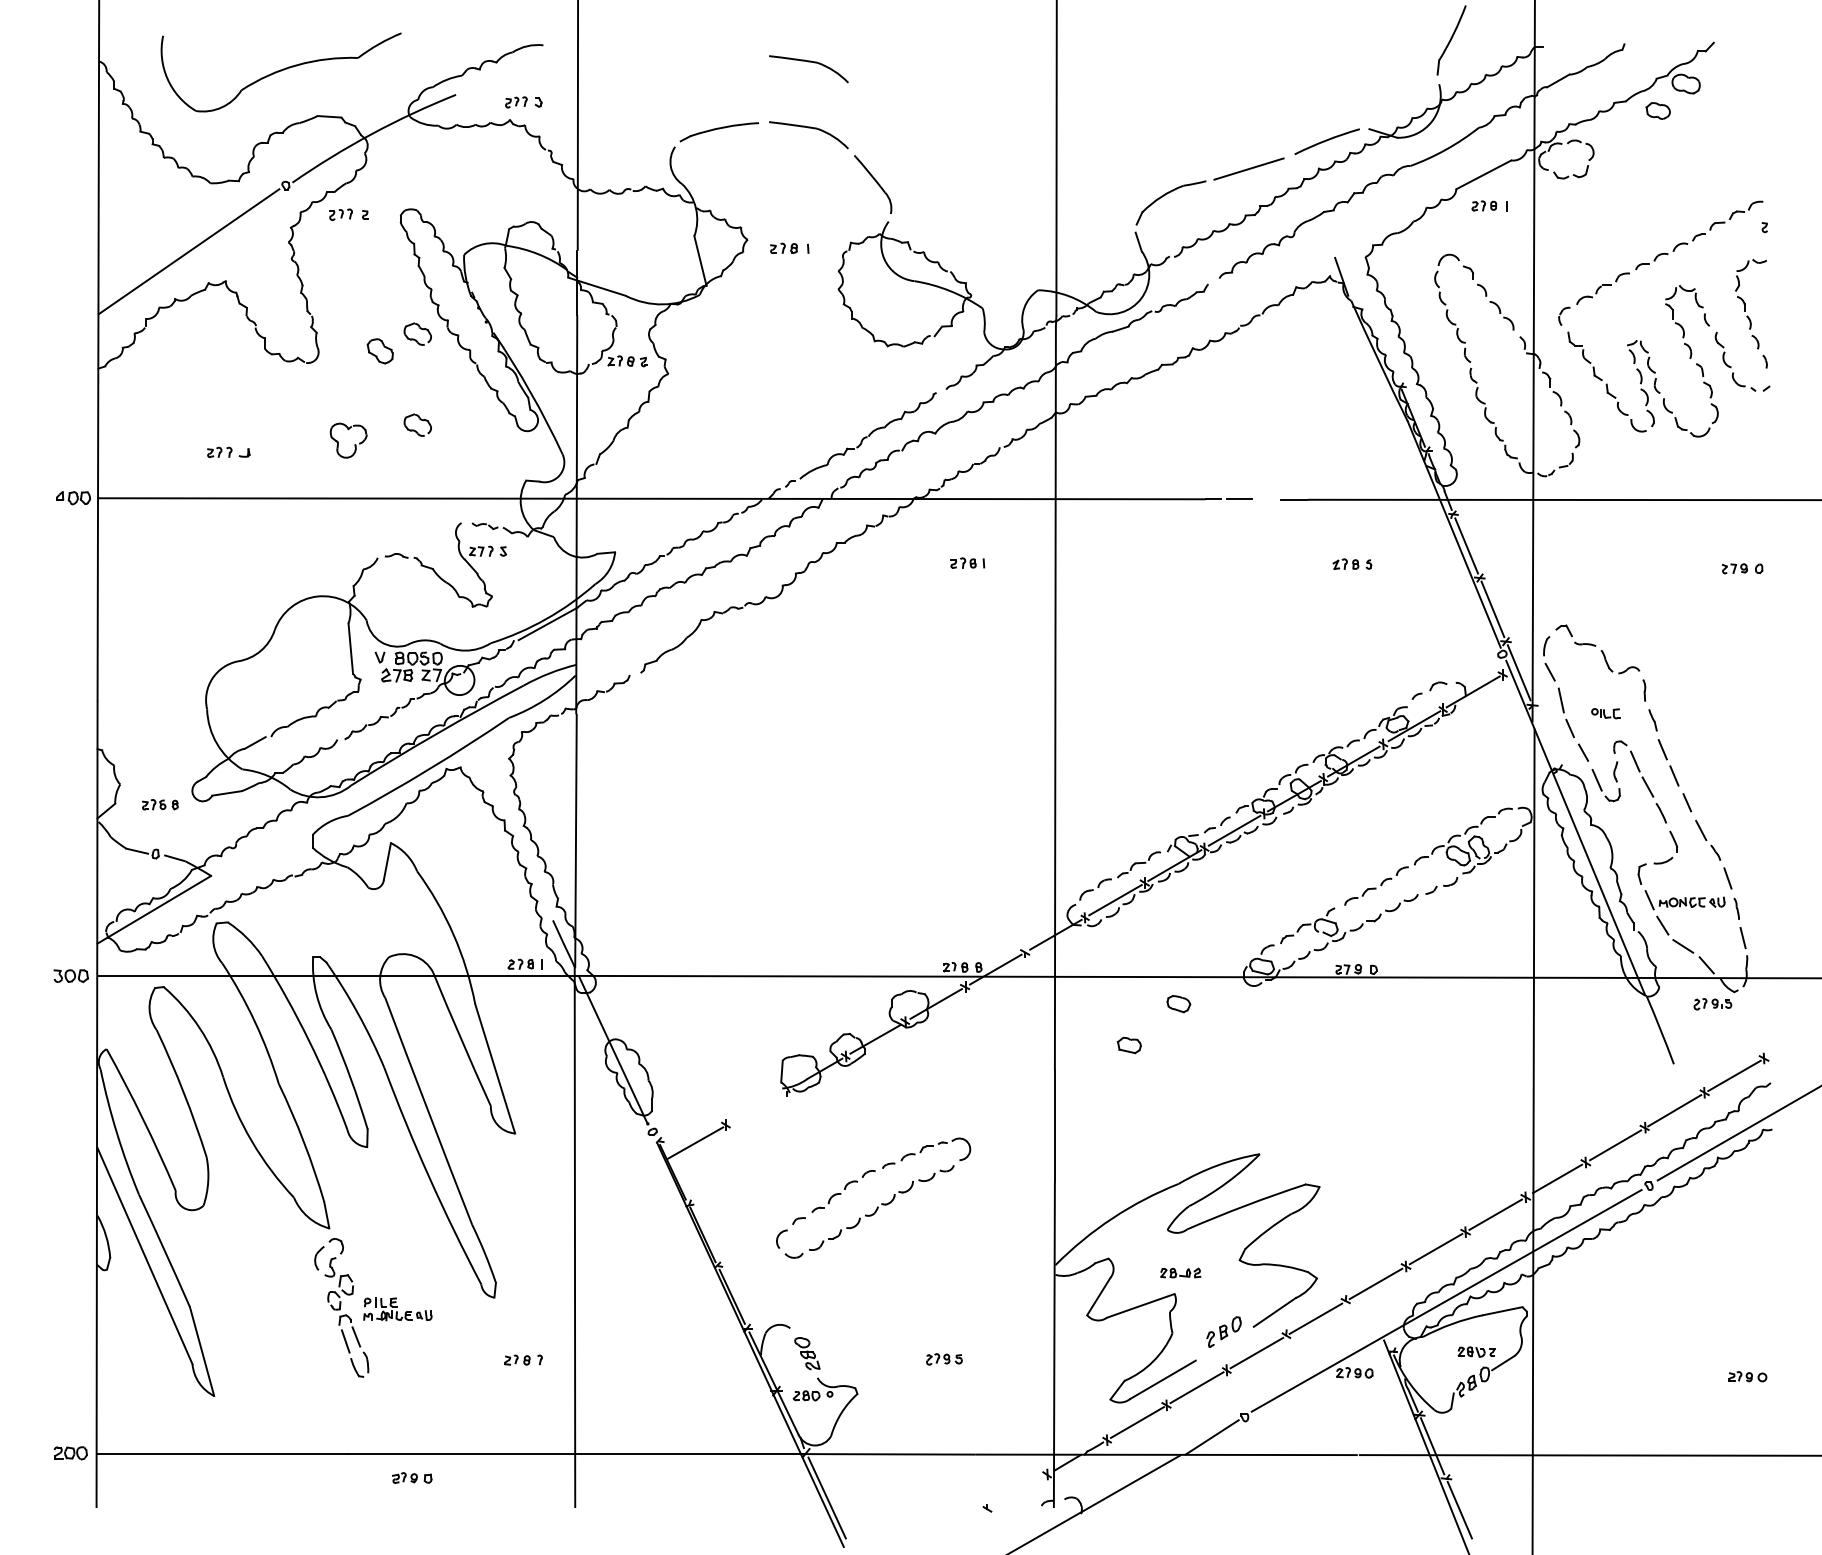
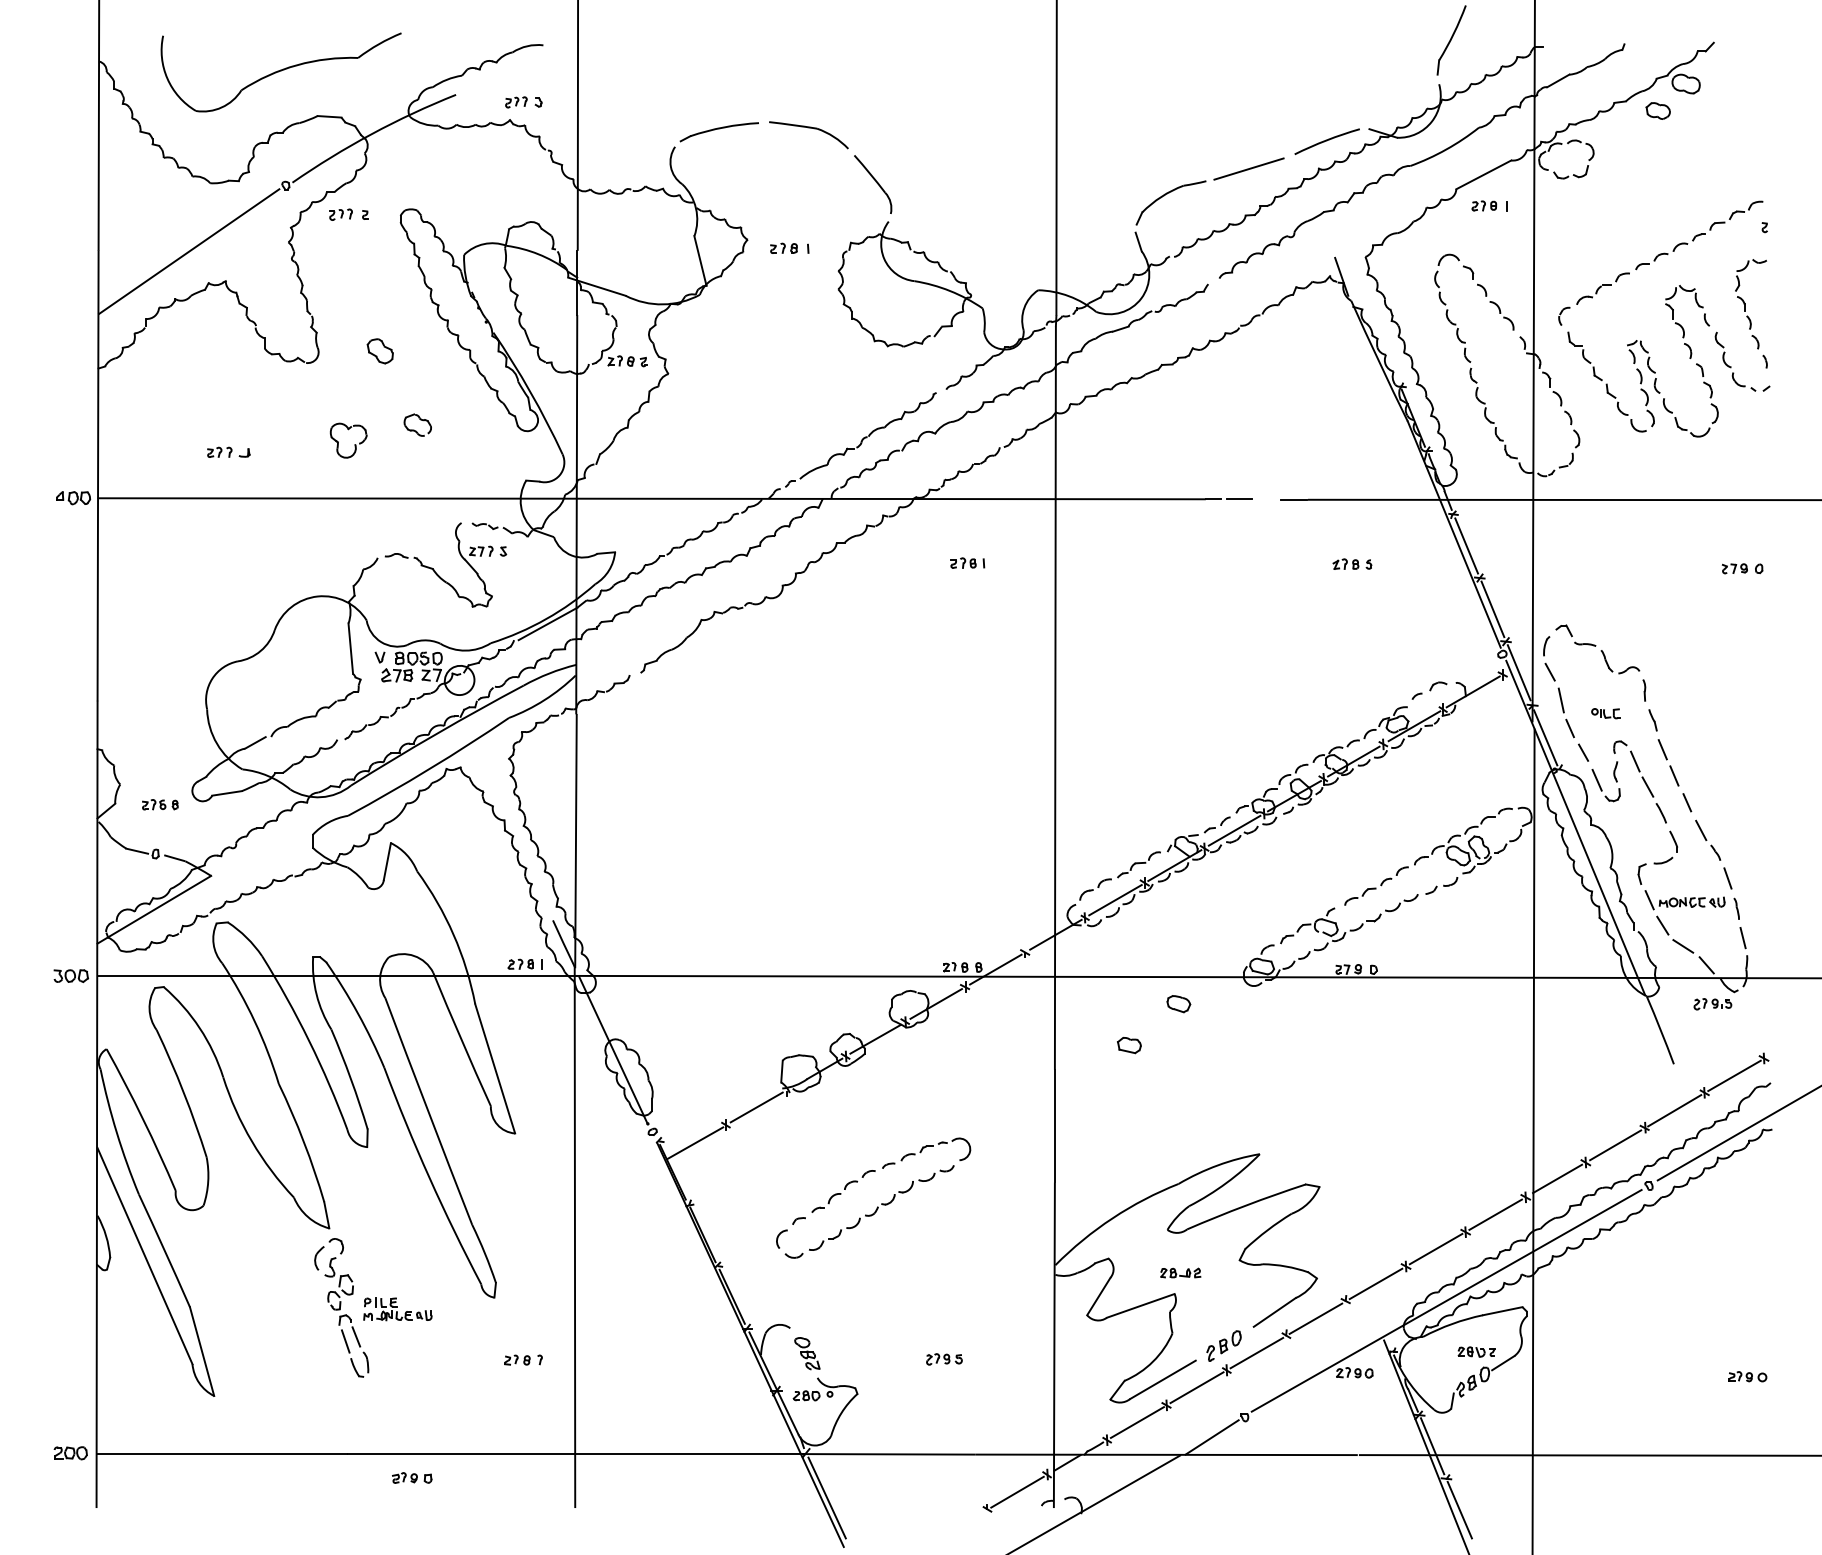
part: present -> none (808, 62)
part: present -> none (417, 333)
line: none -> present (1545, 737)
line: none -> present (756, 1107)
part position: (1223, 1331) -> (1223, 1345) (1223, 1345)
line: none -> present (1017, 1491)
